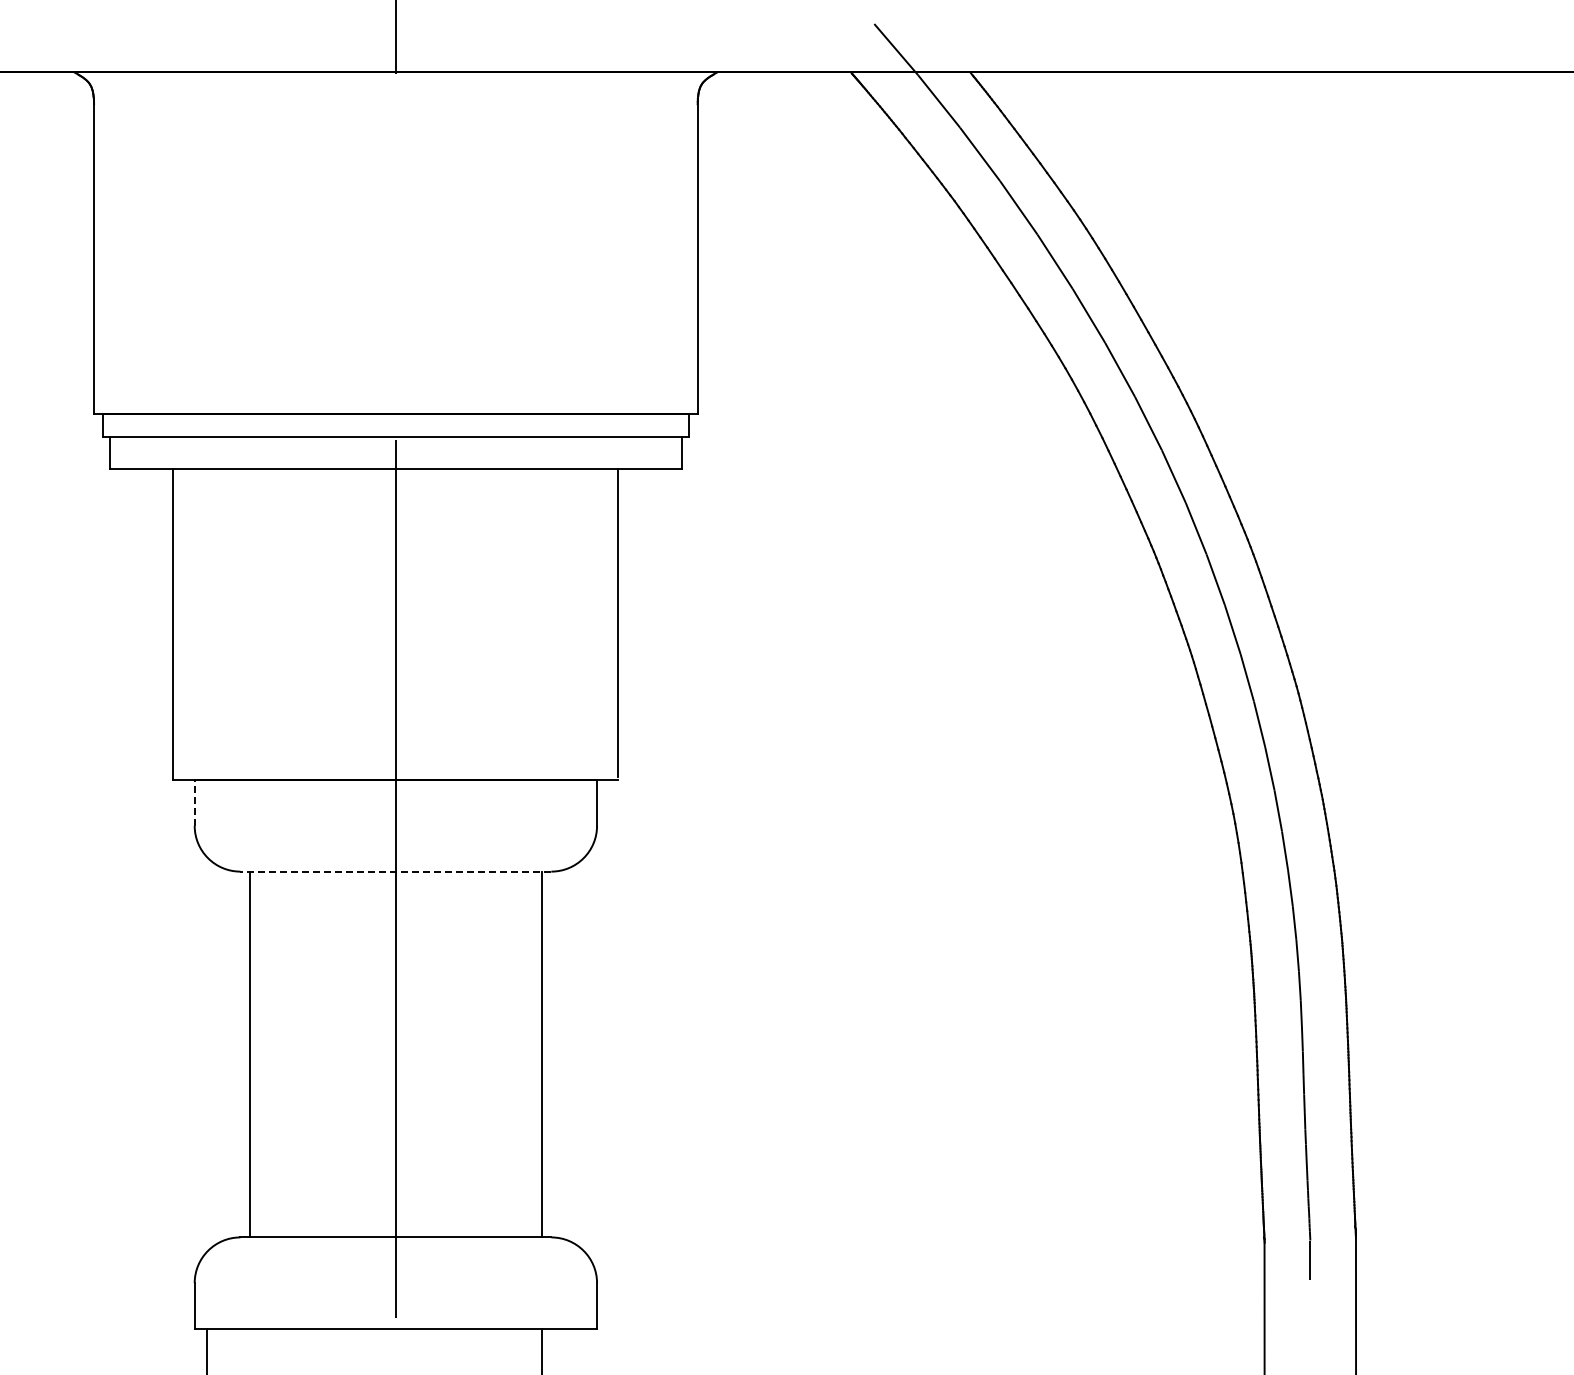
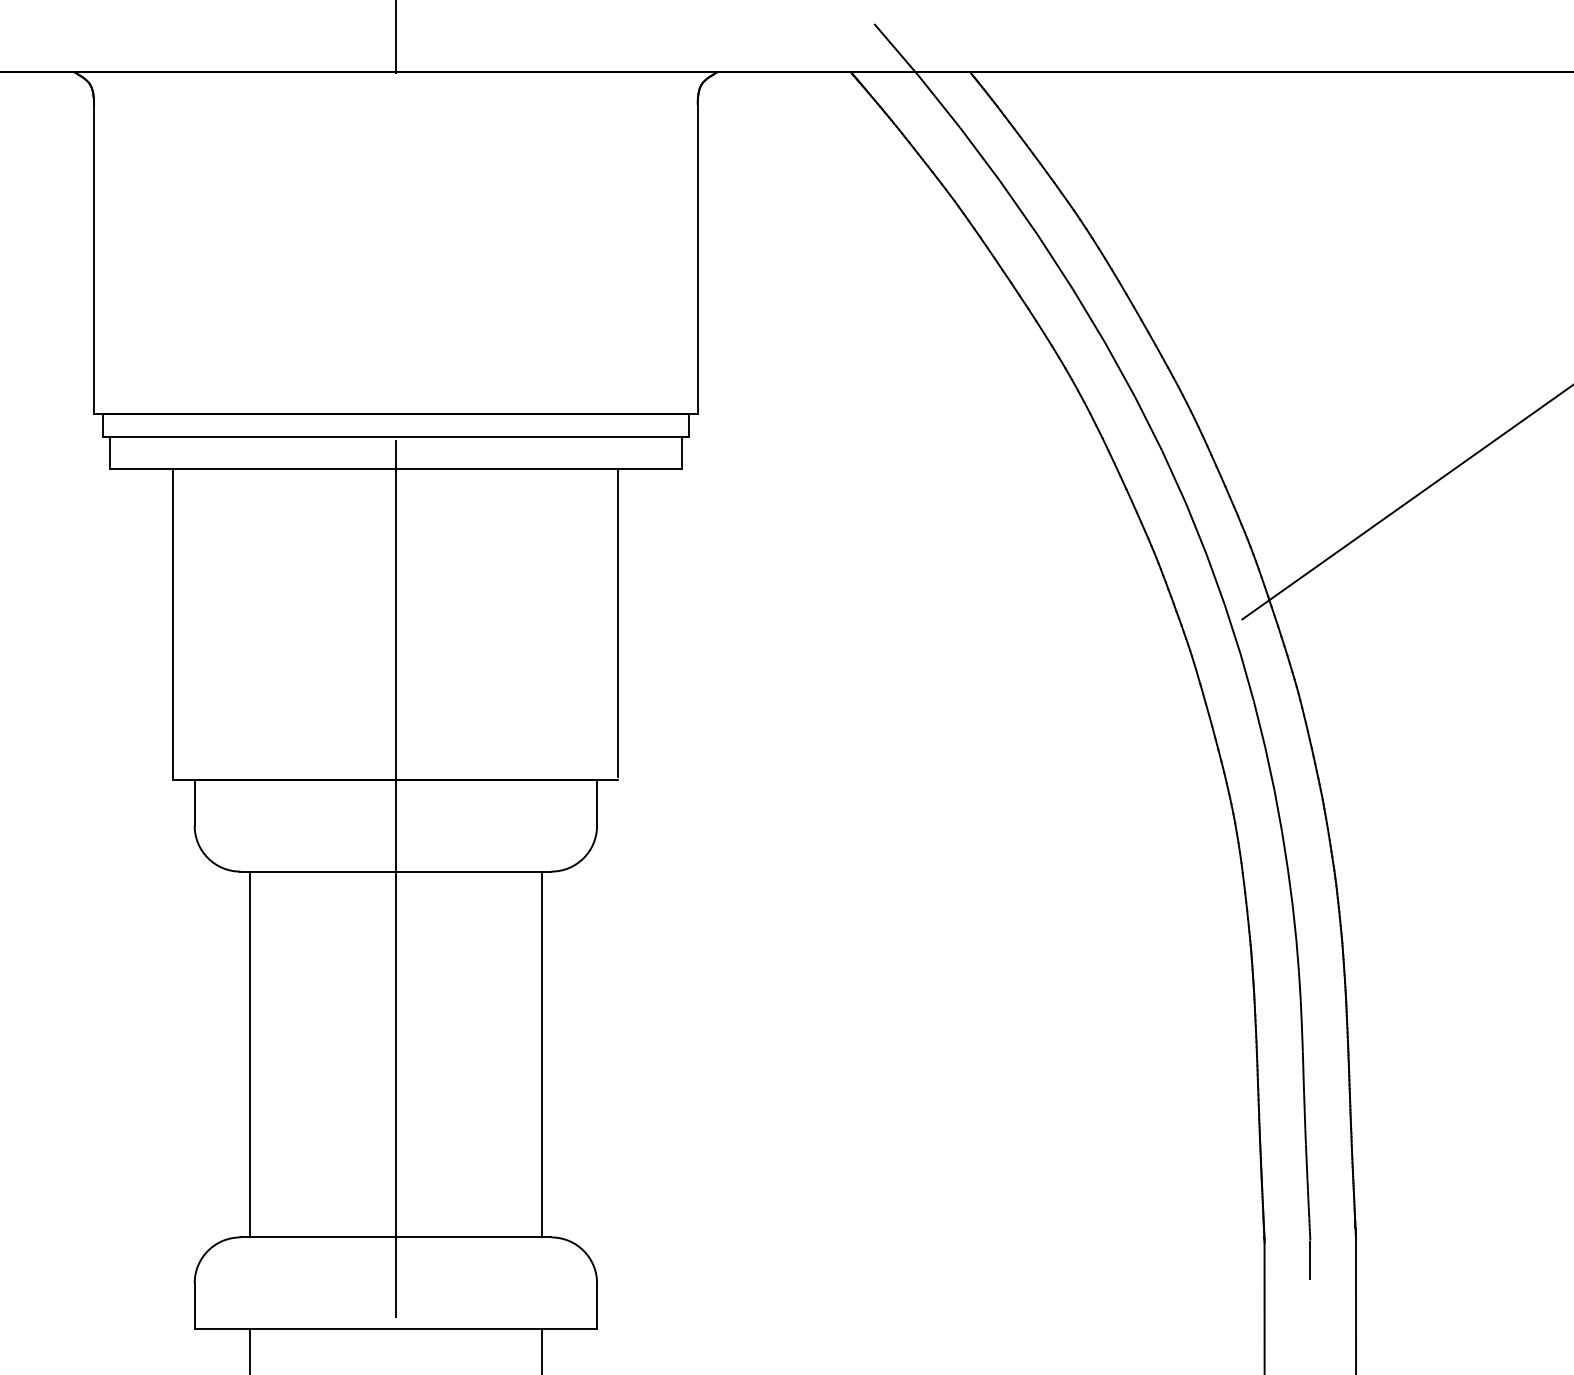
line: none -> present (1406, 502)
line: dashed -> solid (194, 803)
line: dashed -> solid (395, 871)
line position: (206, 1349) -> (249, 1349) (249, 1349)
